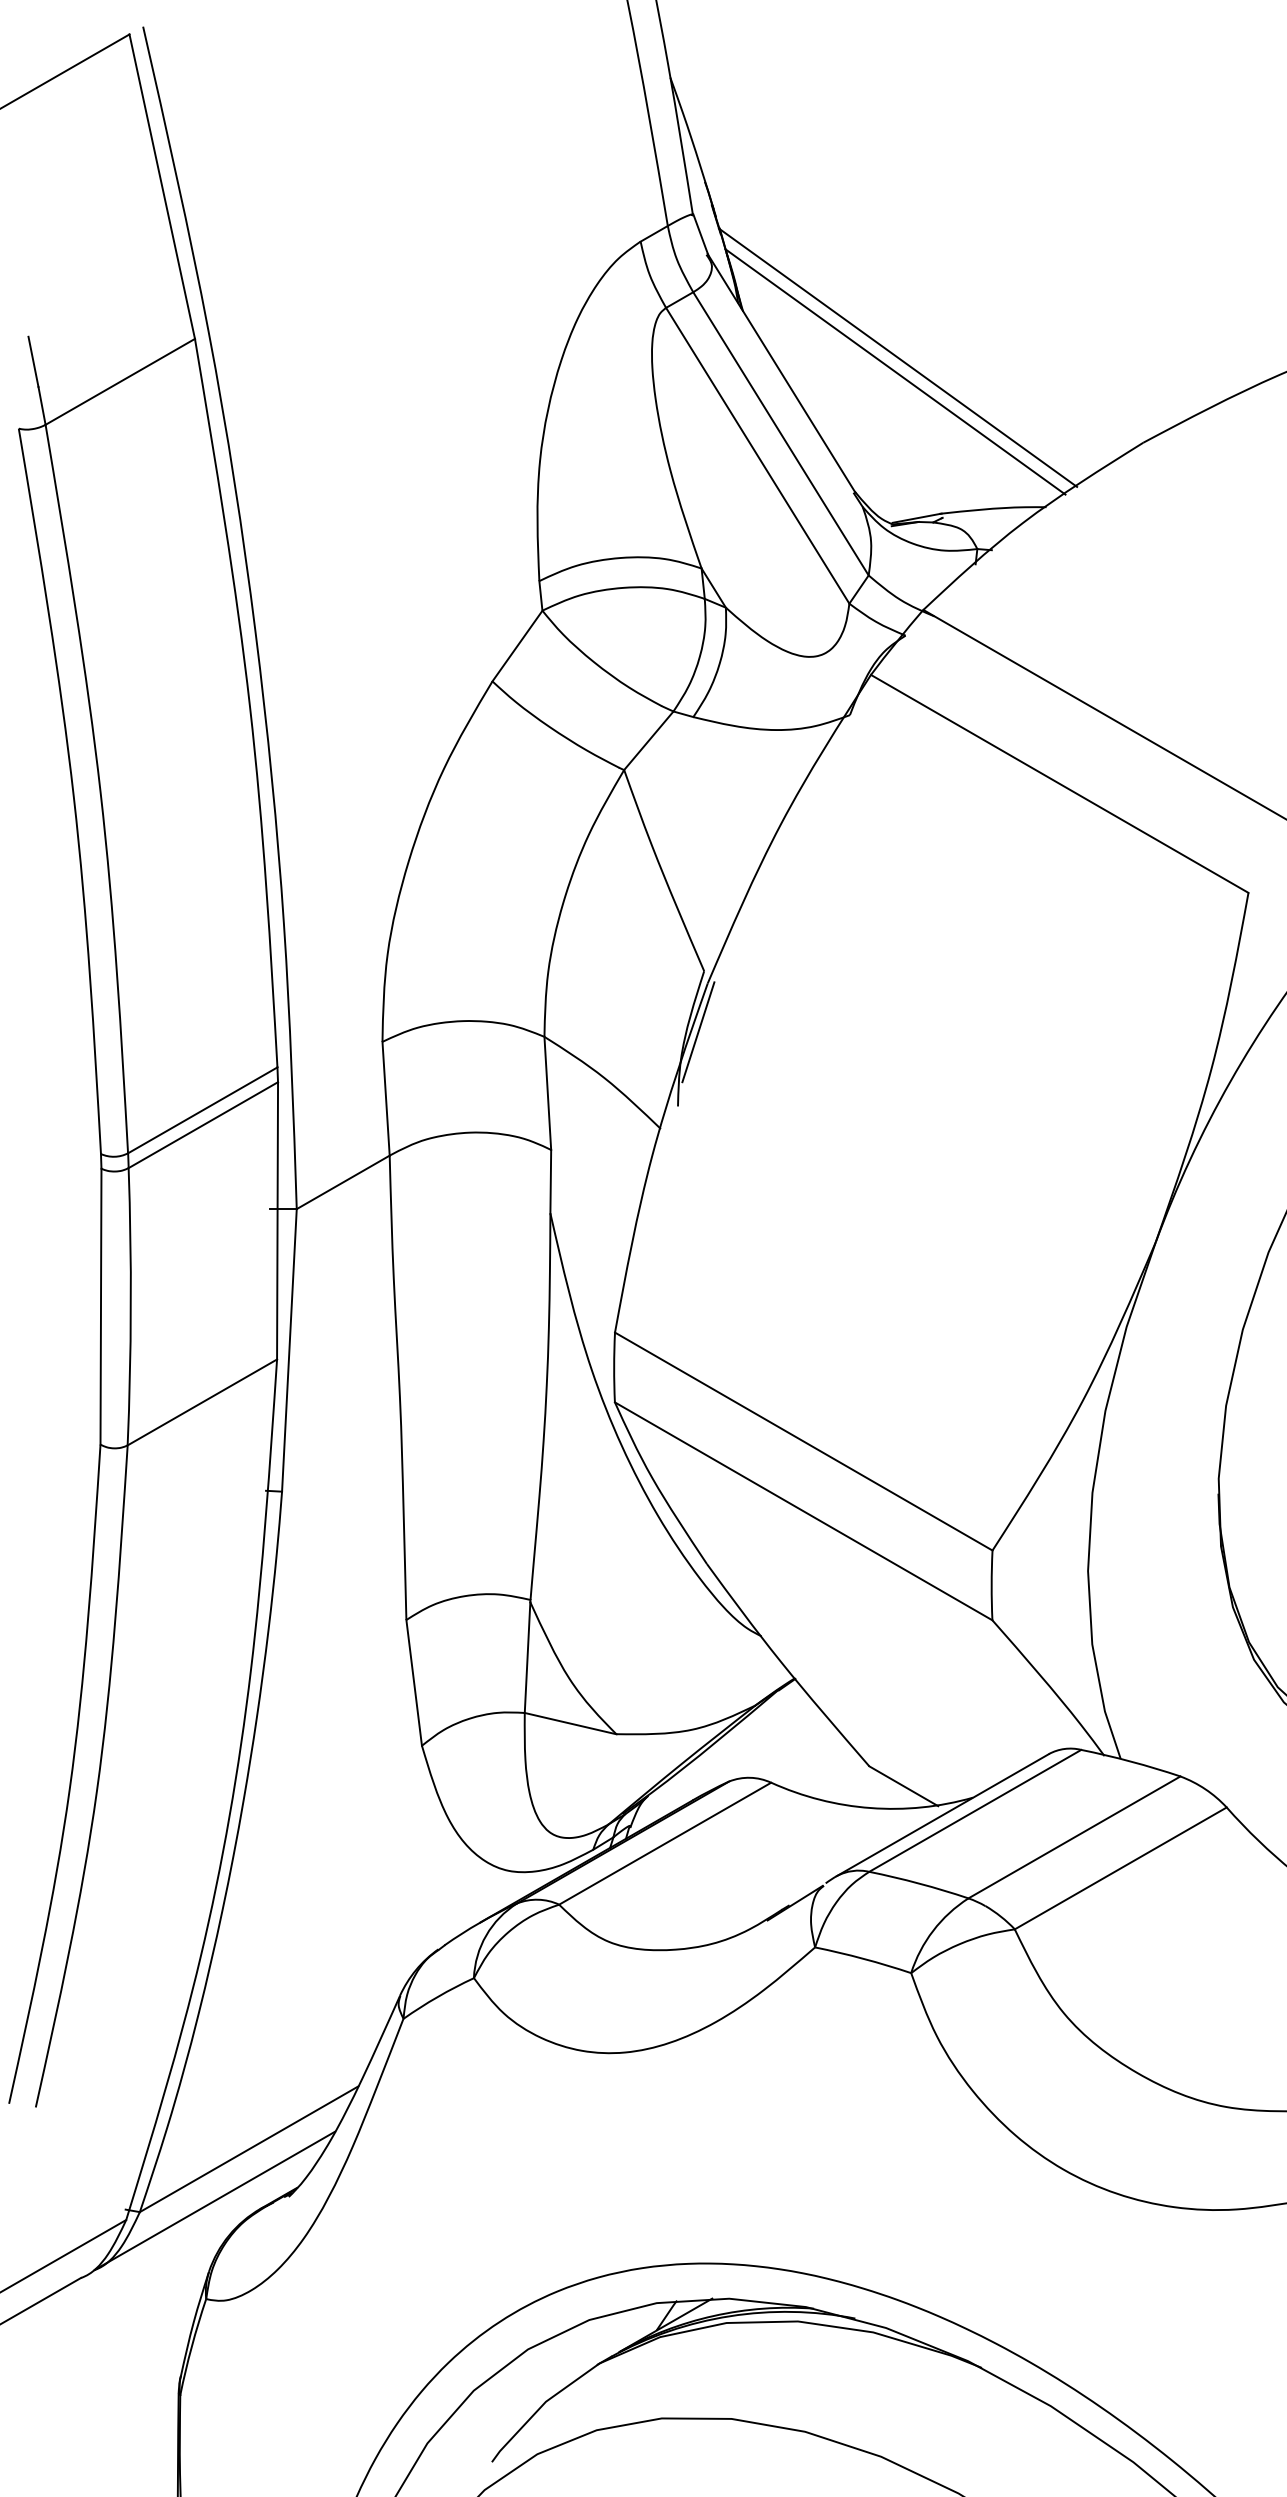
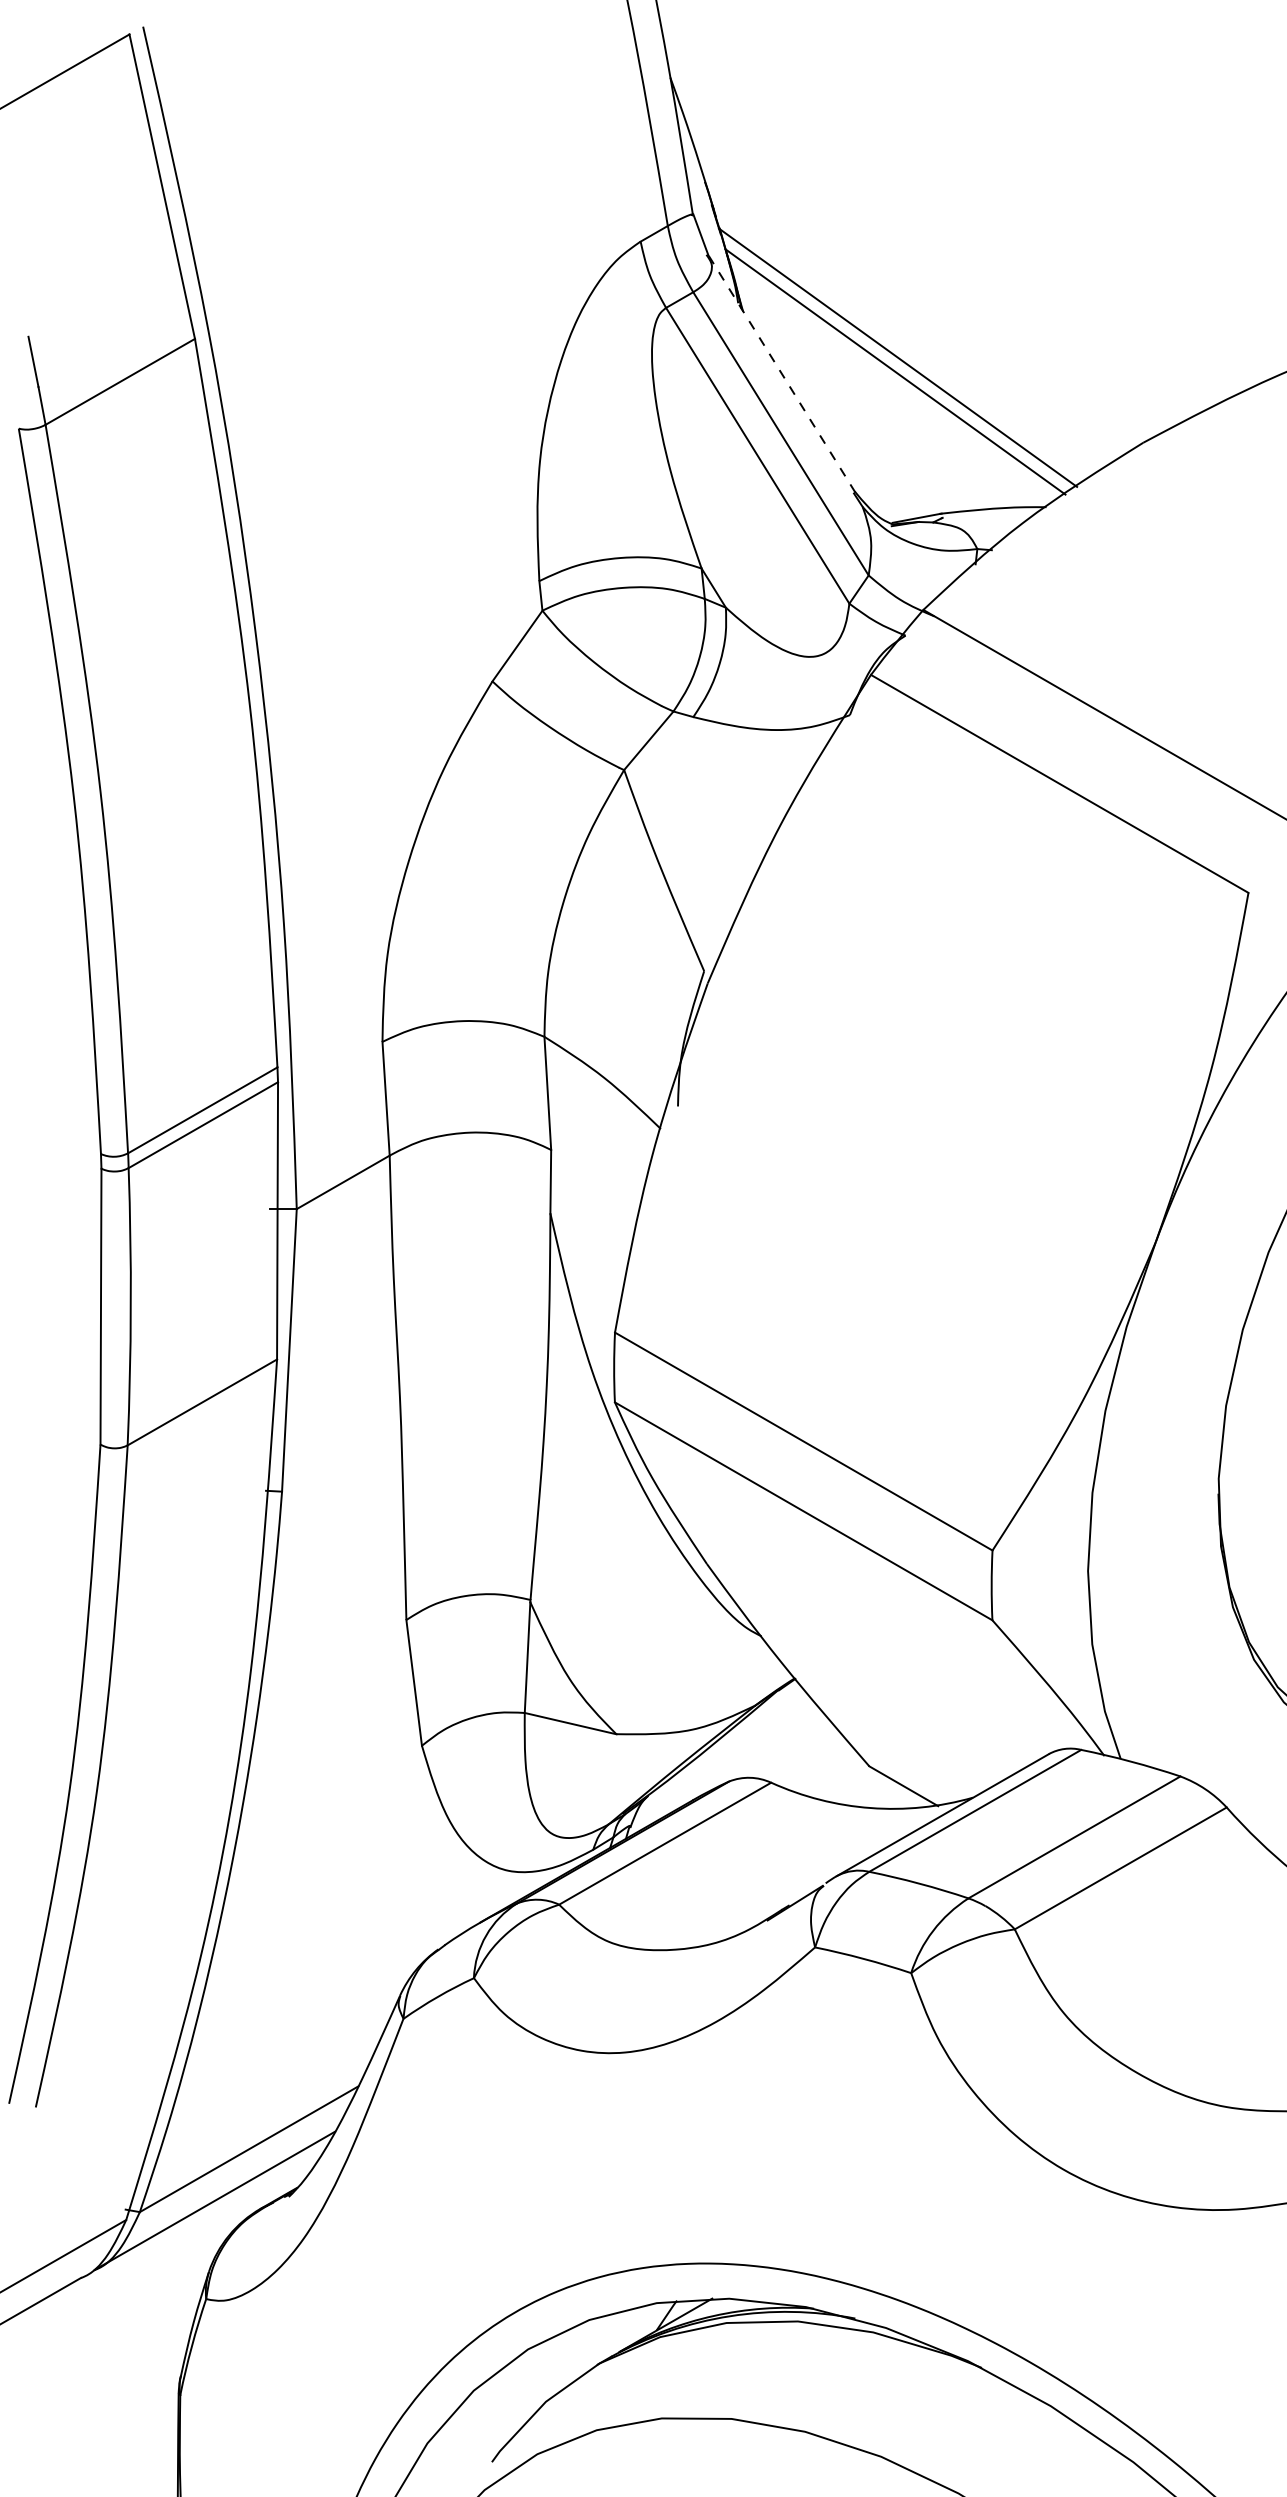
line: solid -> dashed (781, 372)
line: present -> none (698, 1032)
